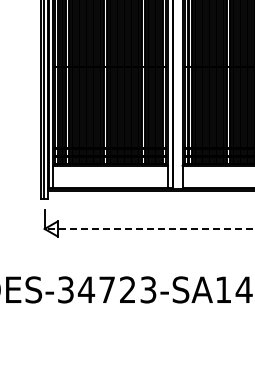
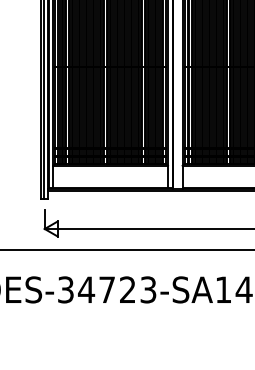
line: dashed -> solid (149, 229)
line: none -> present (126, 250)
